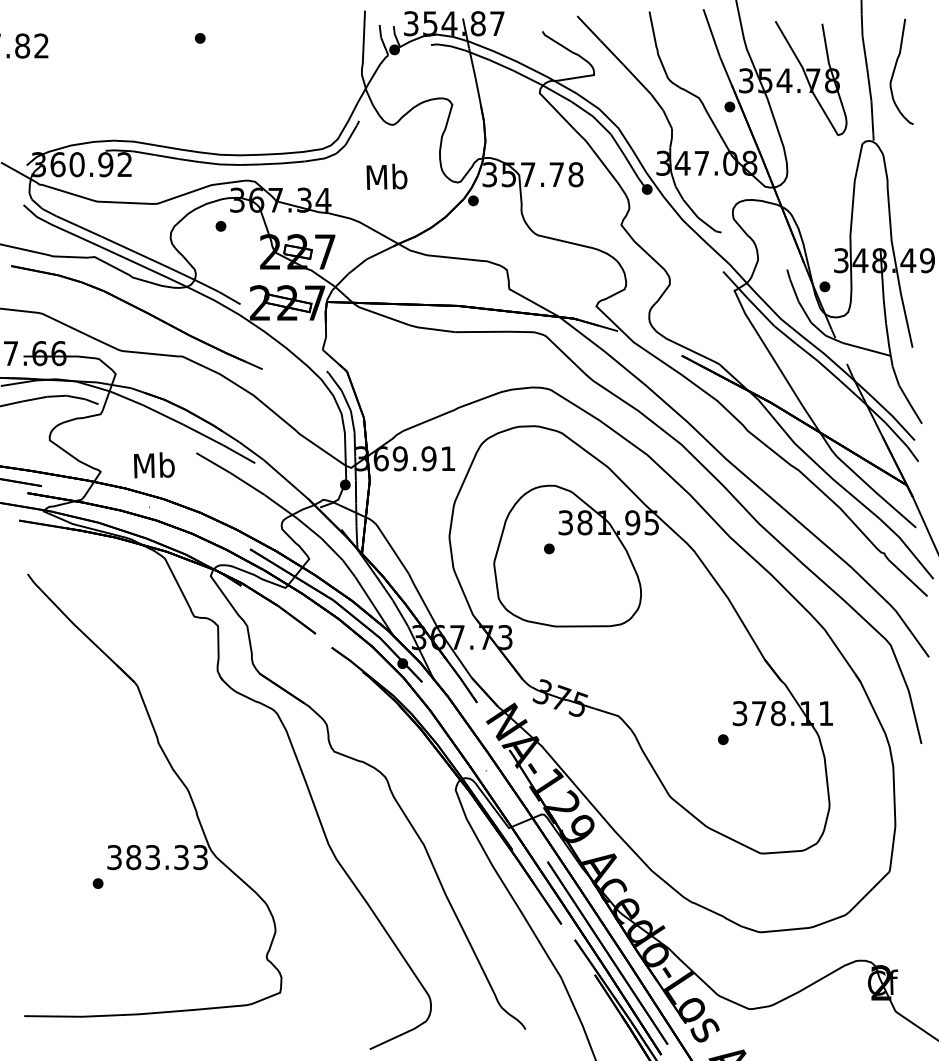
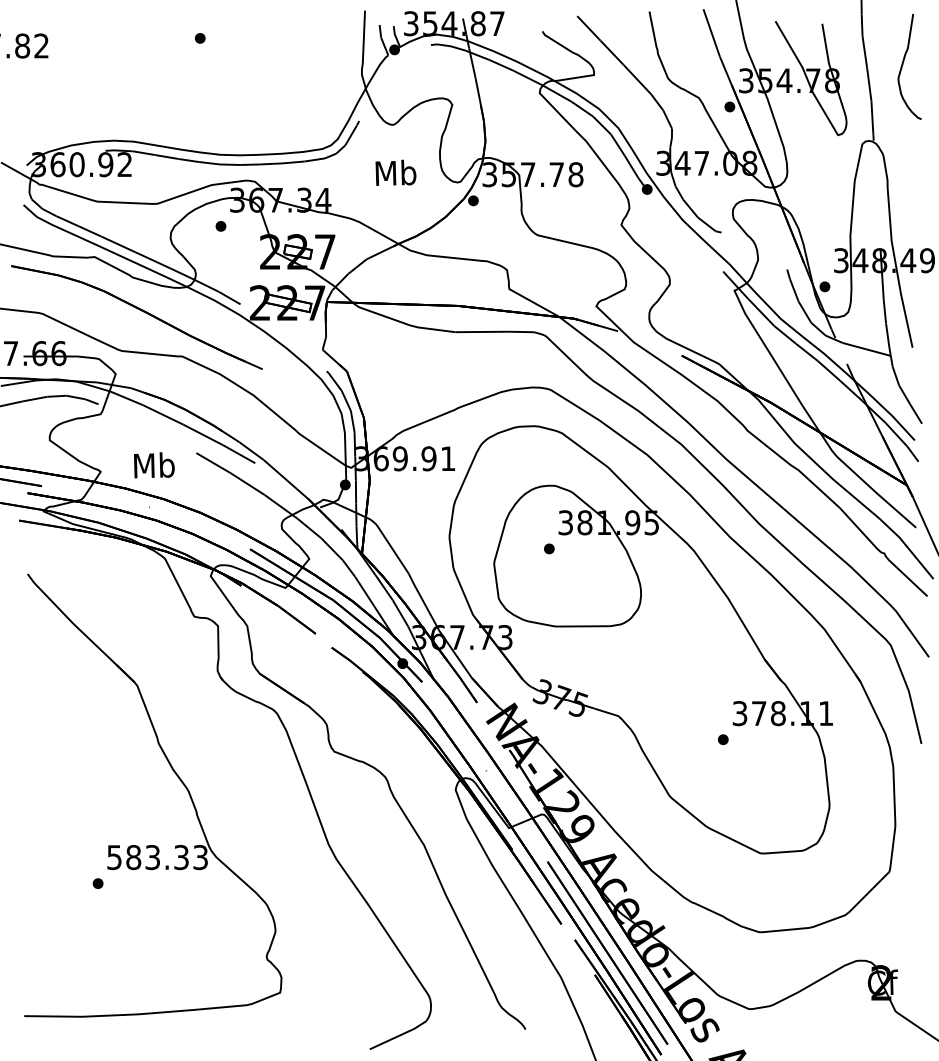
curve position: (895, 70) -> (903, 65) (903, 65)
text position: (386, 176) -> (395, 172) (395, 172)
text: 383.33 -> 583.33 (114, 857)
